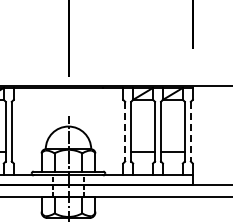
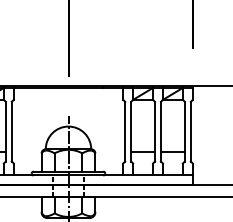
line: dashed -> solid (125, 131)
line: dashed -> solid (190, 131)
